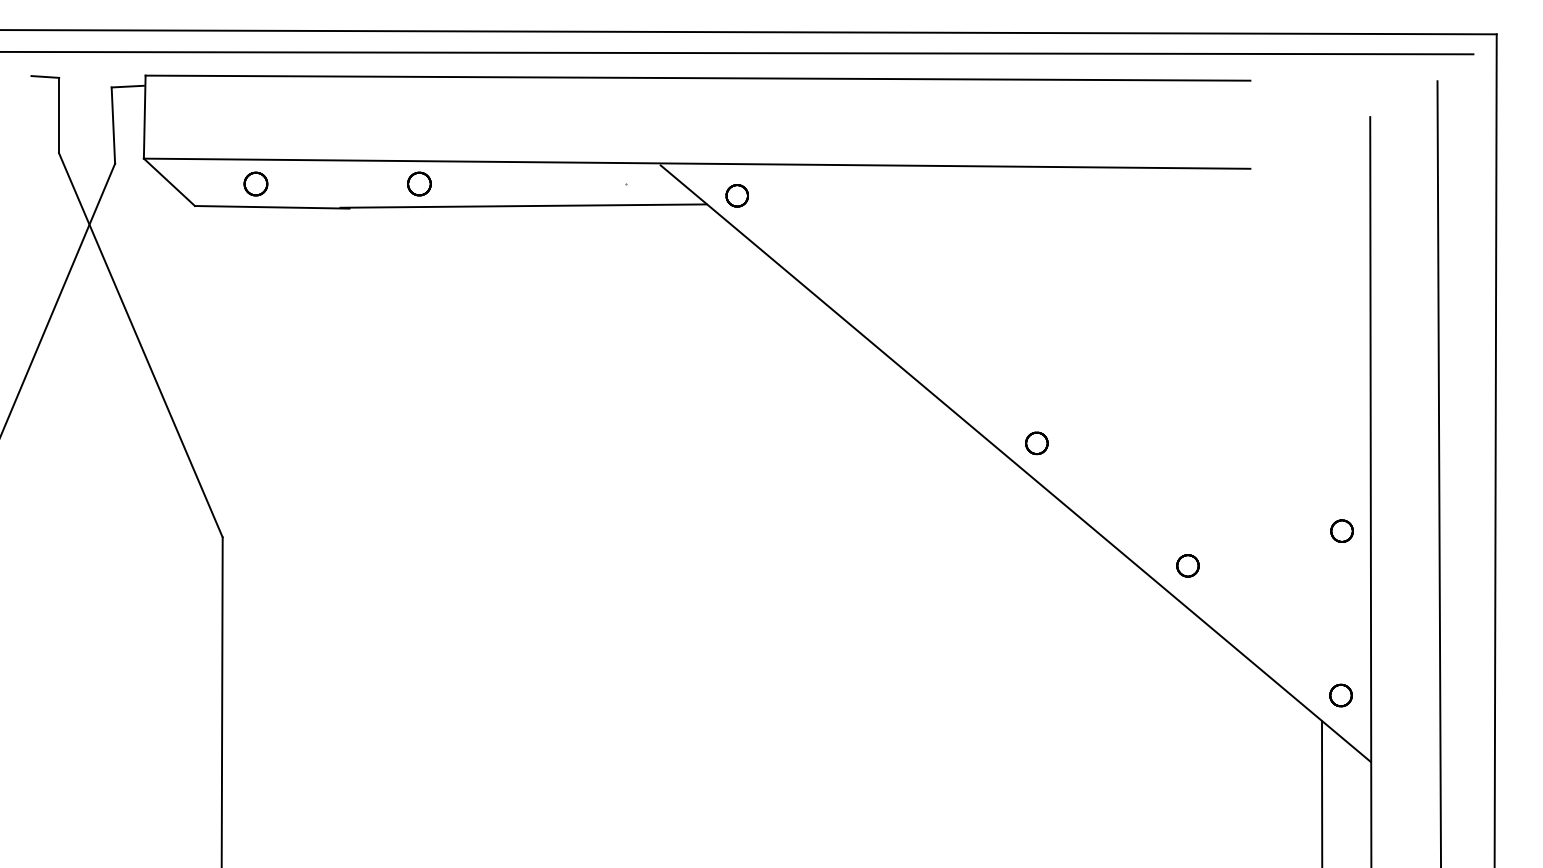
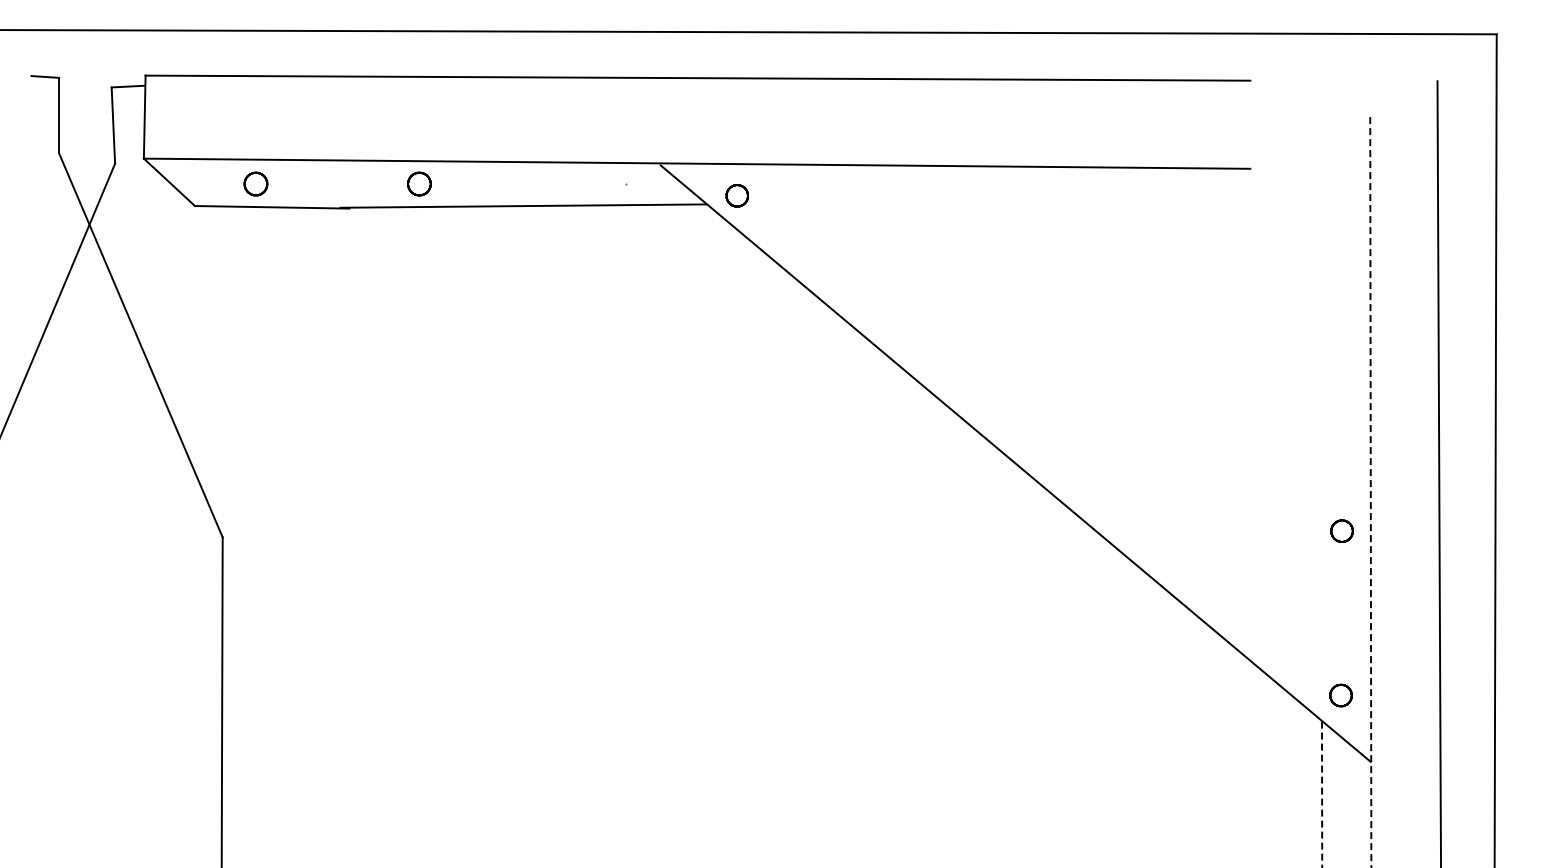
line: present -> none (737, 52)
part: present -> none (1036, 443)
line: solid -> dashed (1370, 492)
part: present -> none (1187, 565)
line: solid -> dashed (1322, 794)
